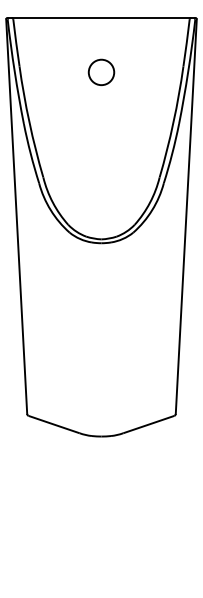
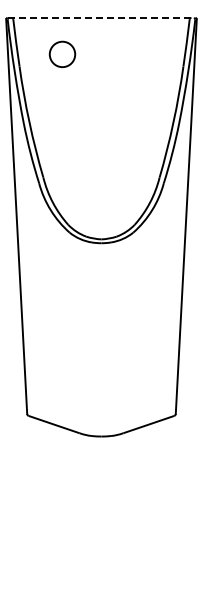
line: solid -> dashed (101, 17)
circle position: (101, 71) -> (62, 53) (62, 53)
